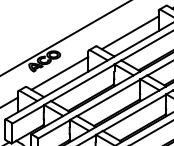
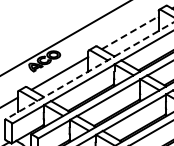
line: solid -> dashed (130, 32)
line: solid -> dashed (89, 70)
